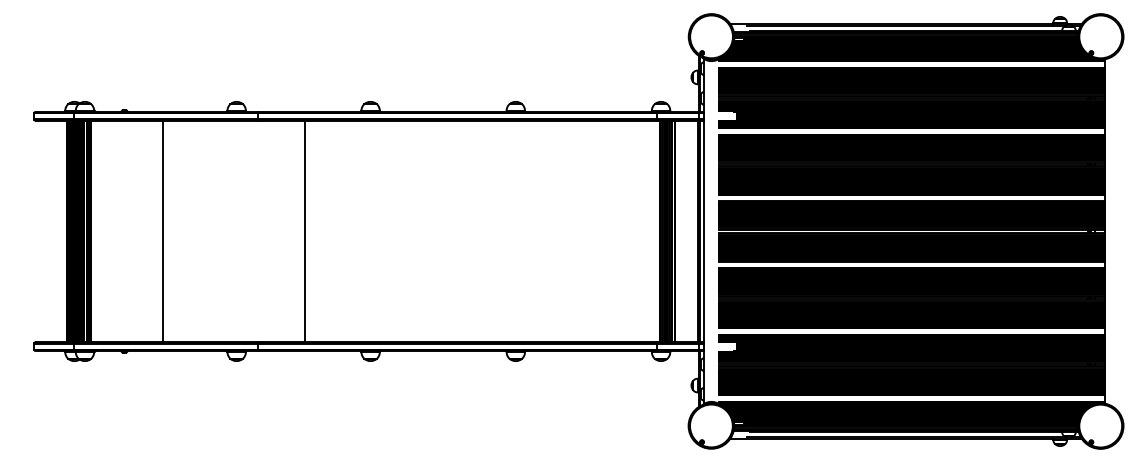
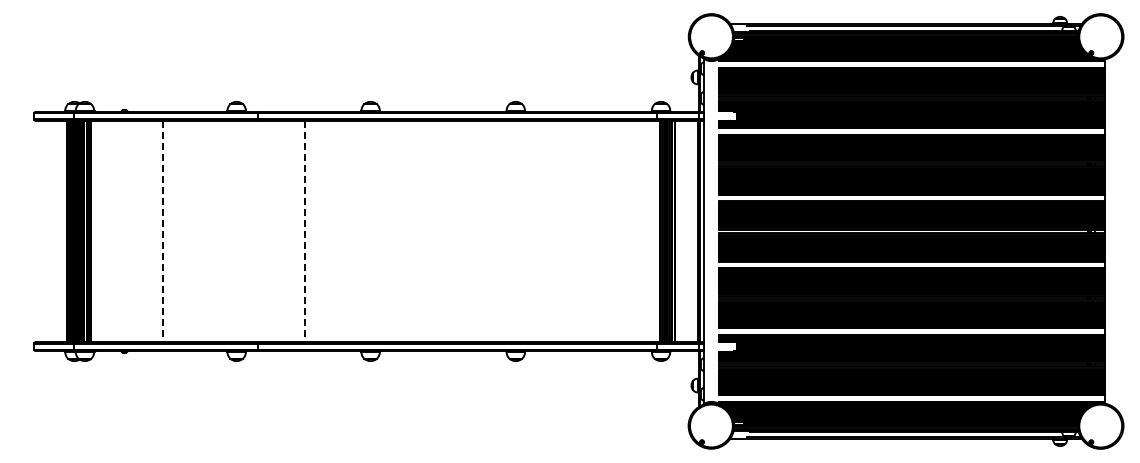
line: solid -> dashed (163, 231)
line: solid -> dashed (304, 231)
